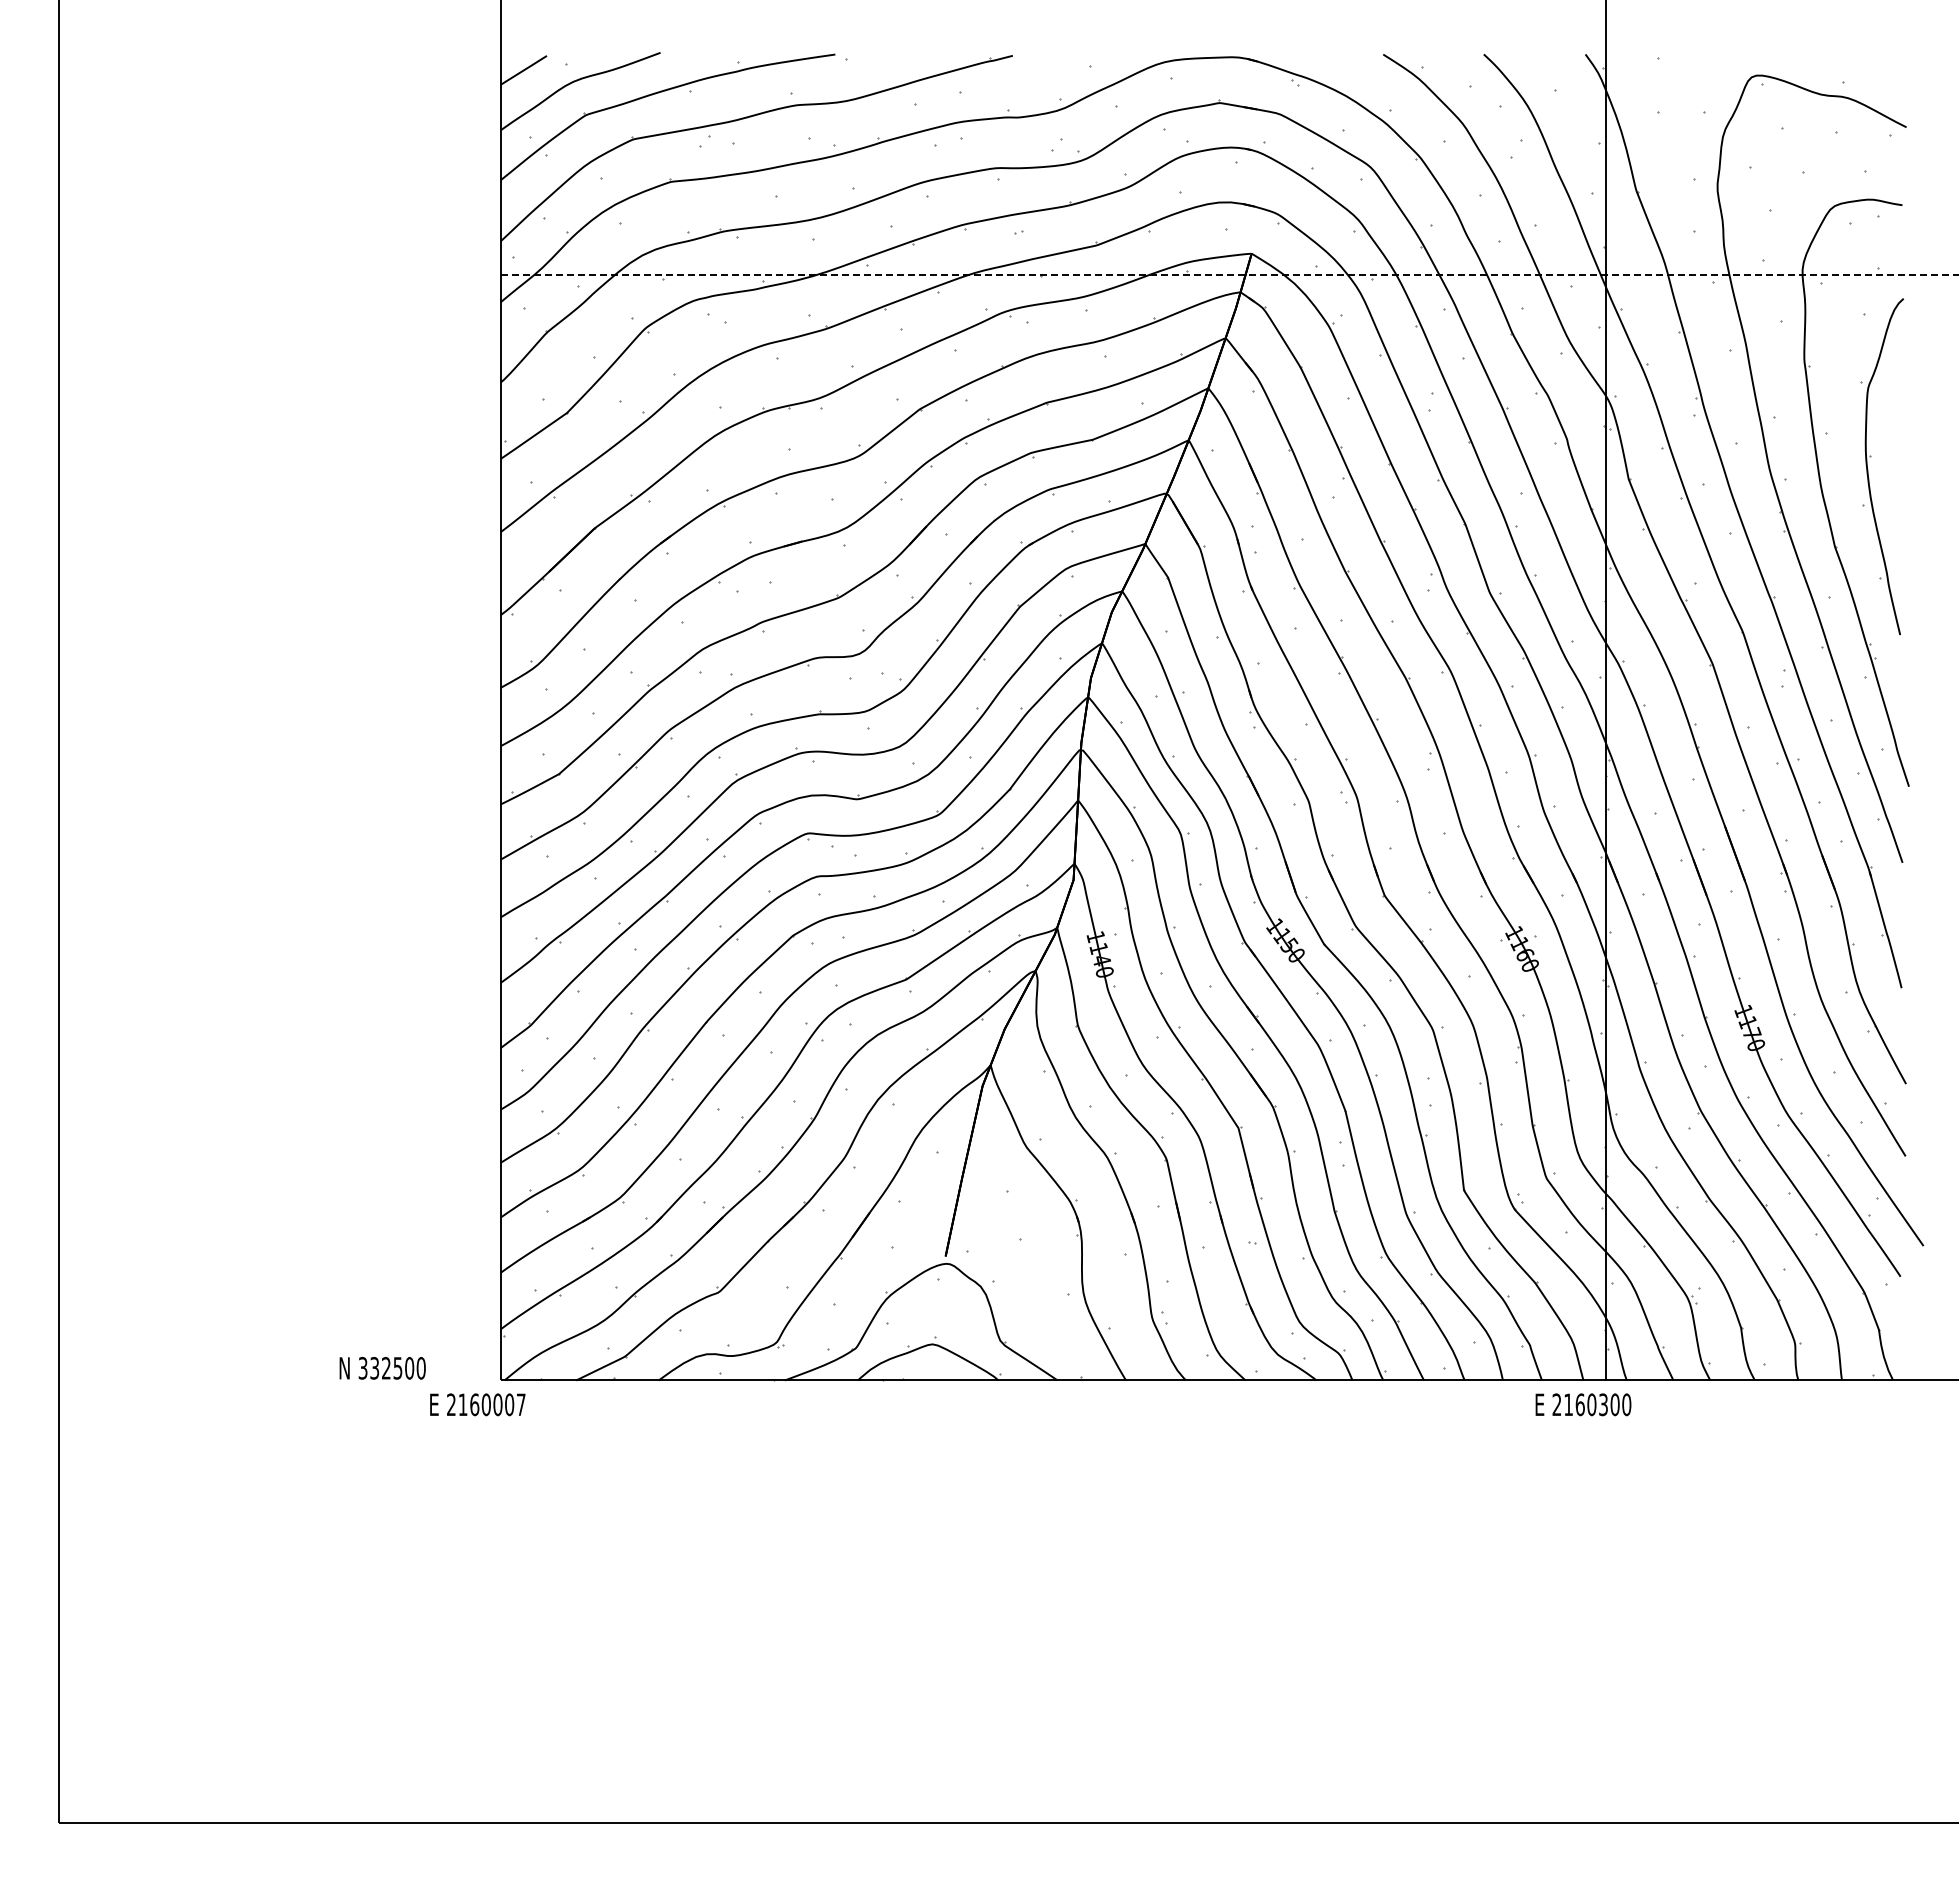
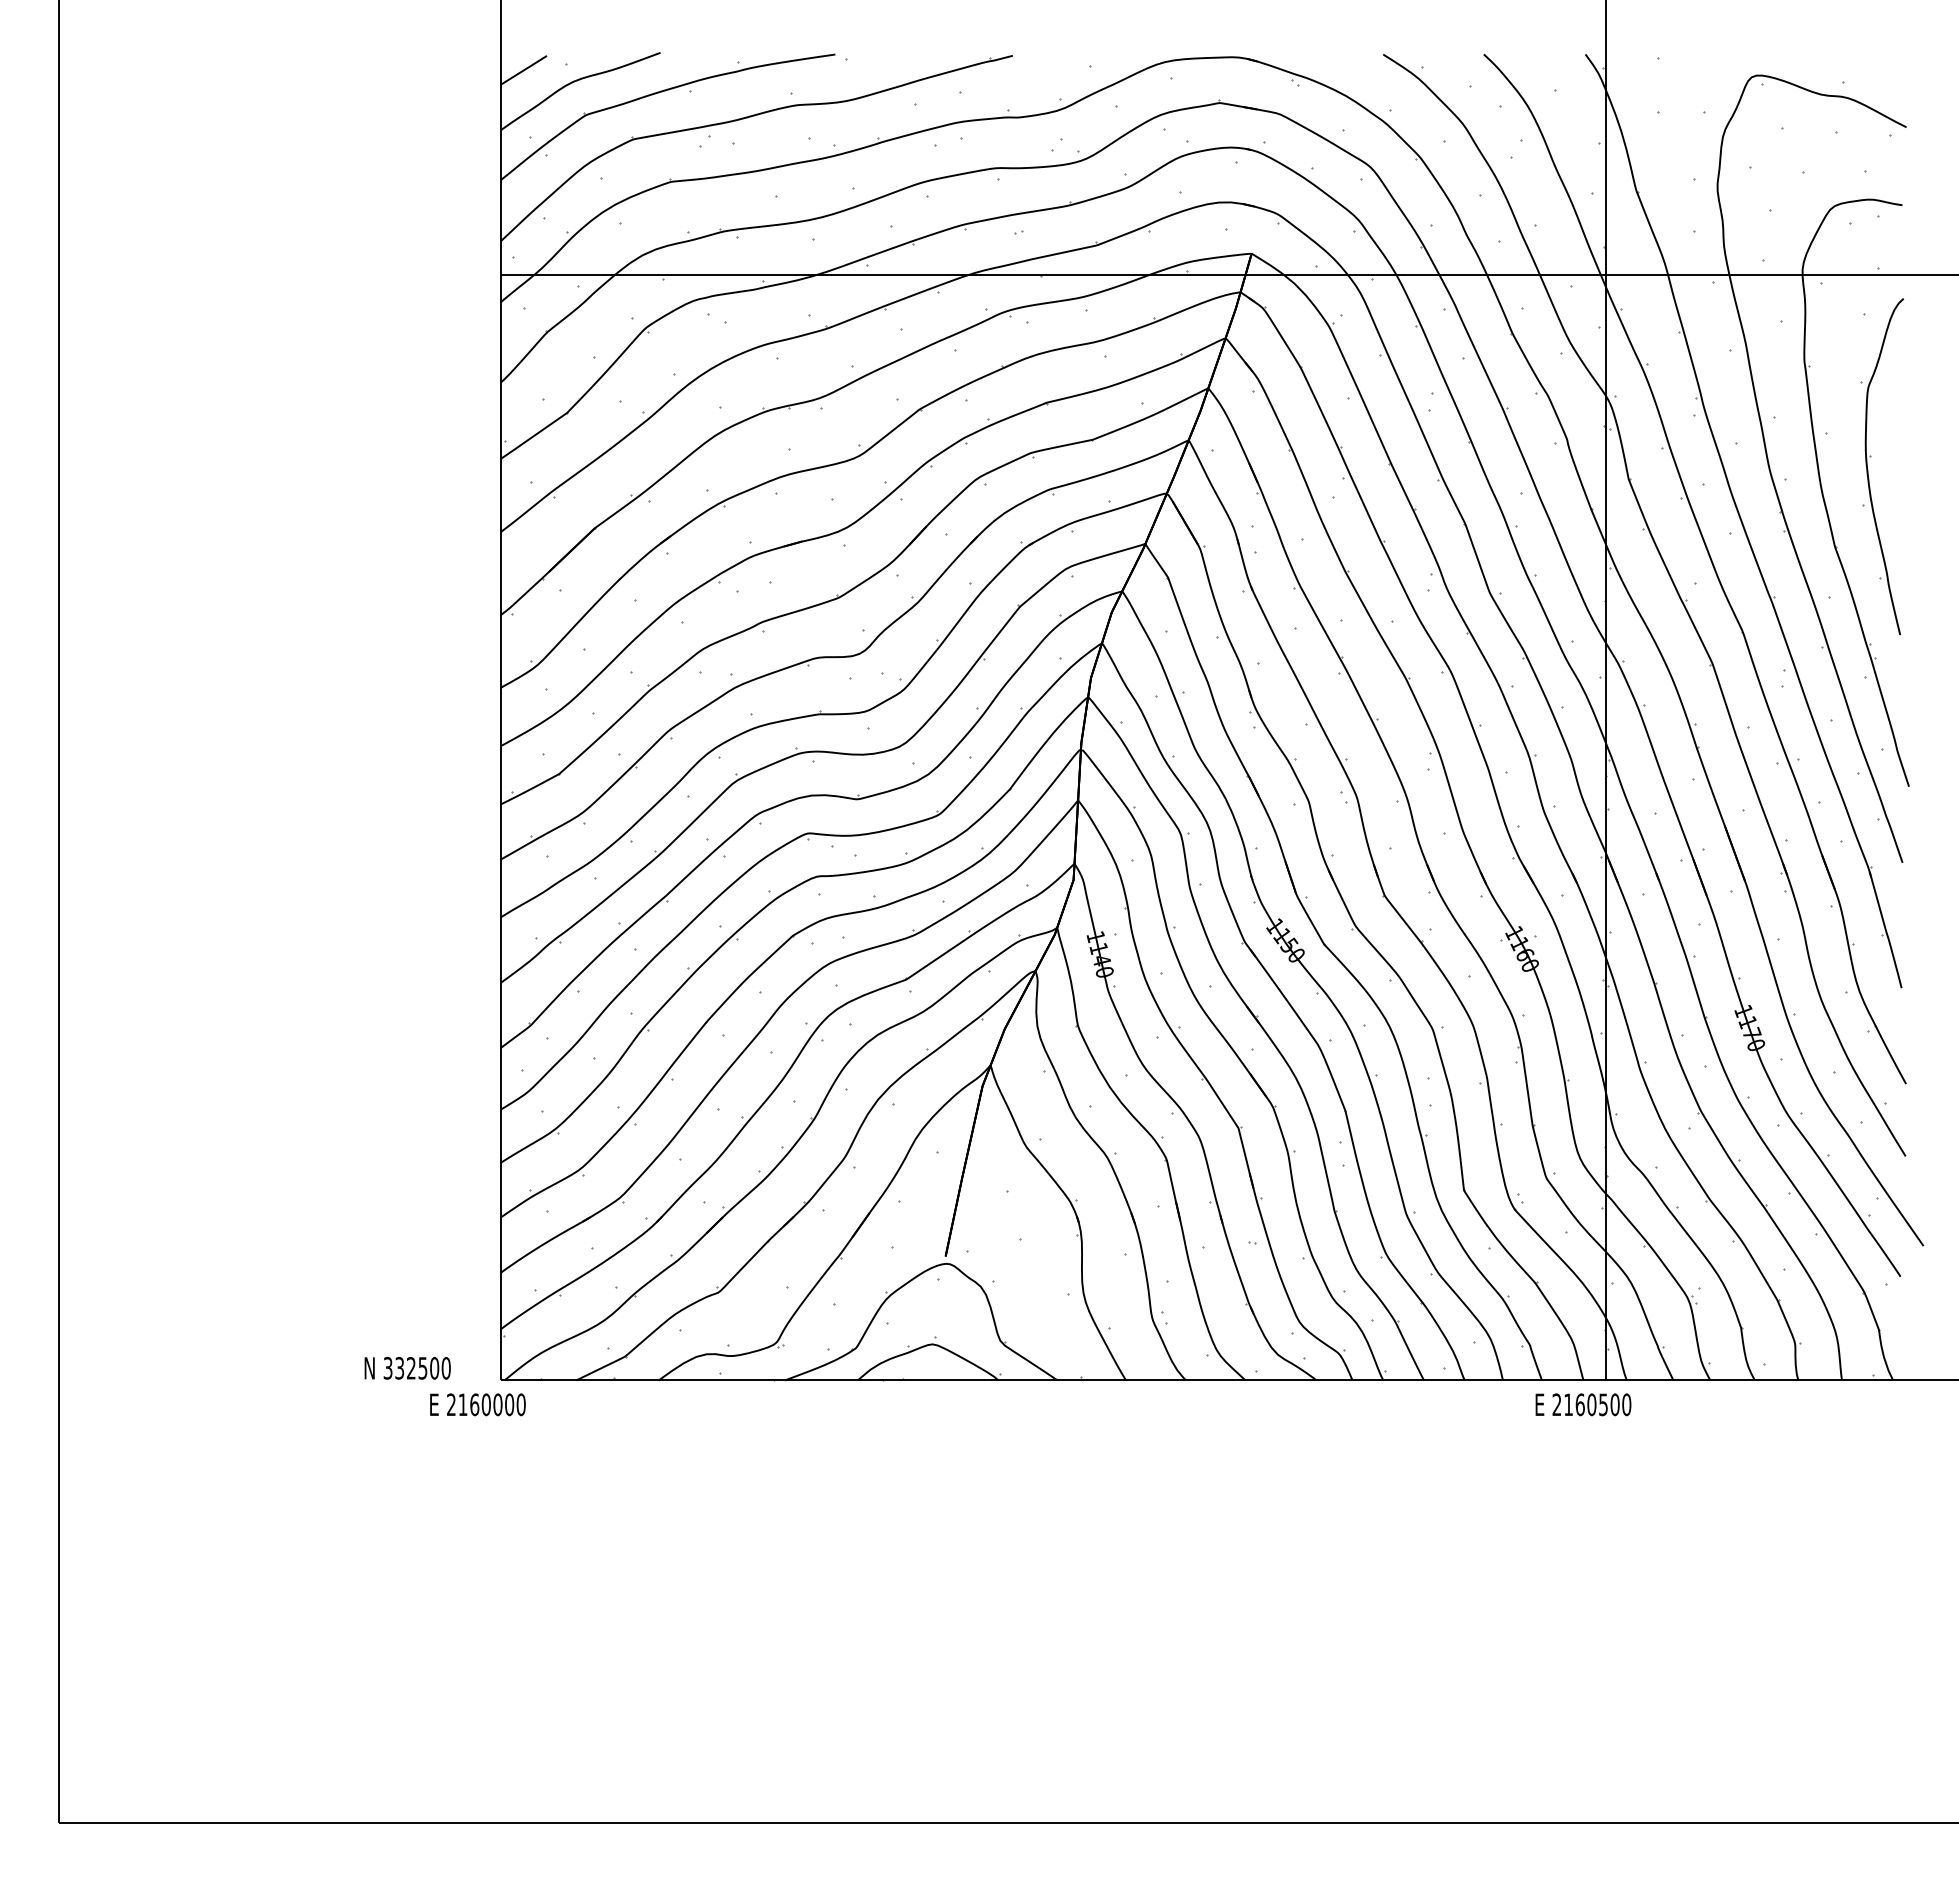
line: dashed -> solid (1229, 275)
text position: (382, 1368) -> (407, 1368) (407, 1368)
text: 2160007 -> 2160000 (520, 1404)
text: 2160300 -> 2160500 (1603, 1404)
